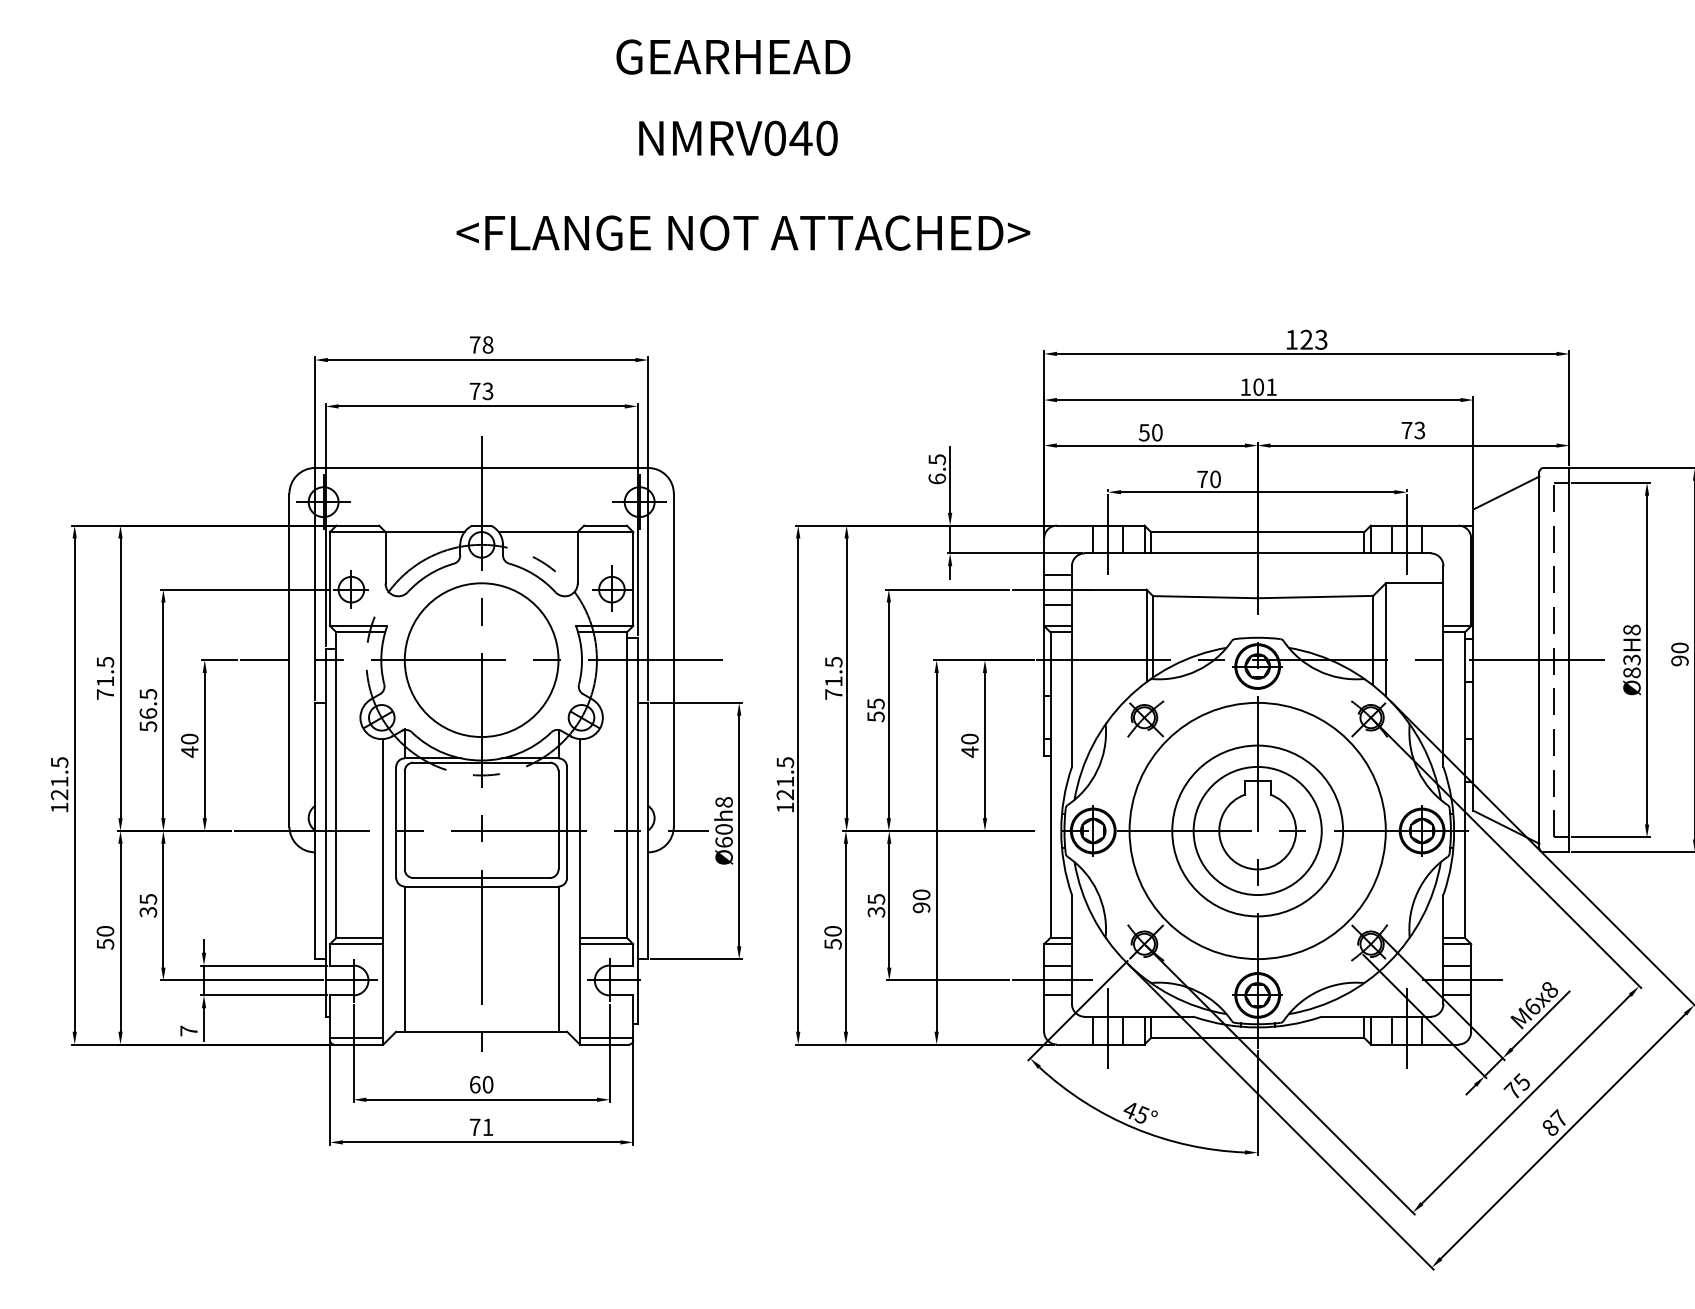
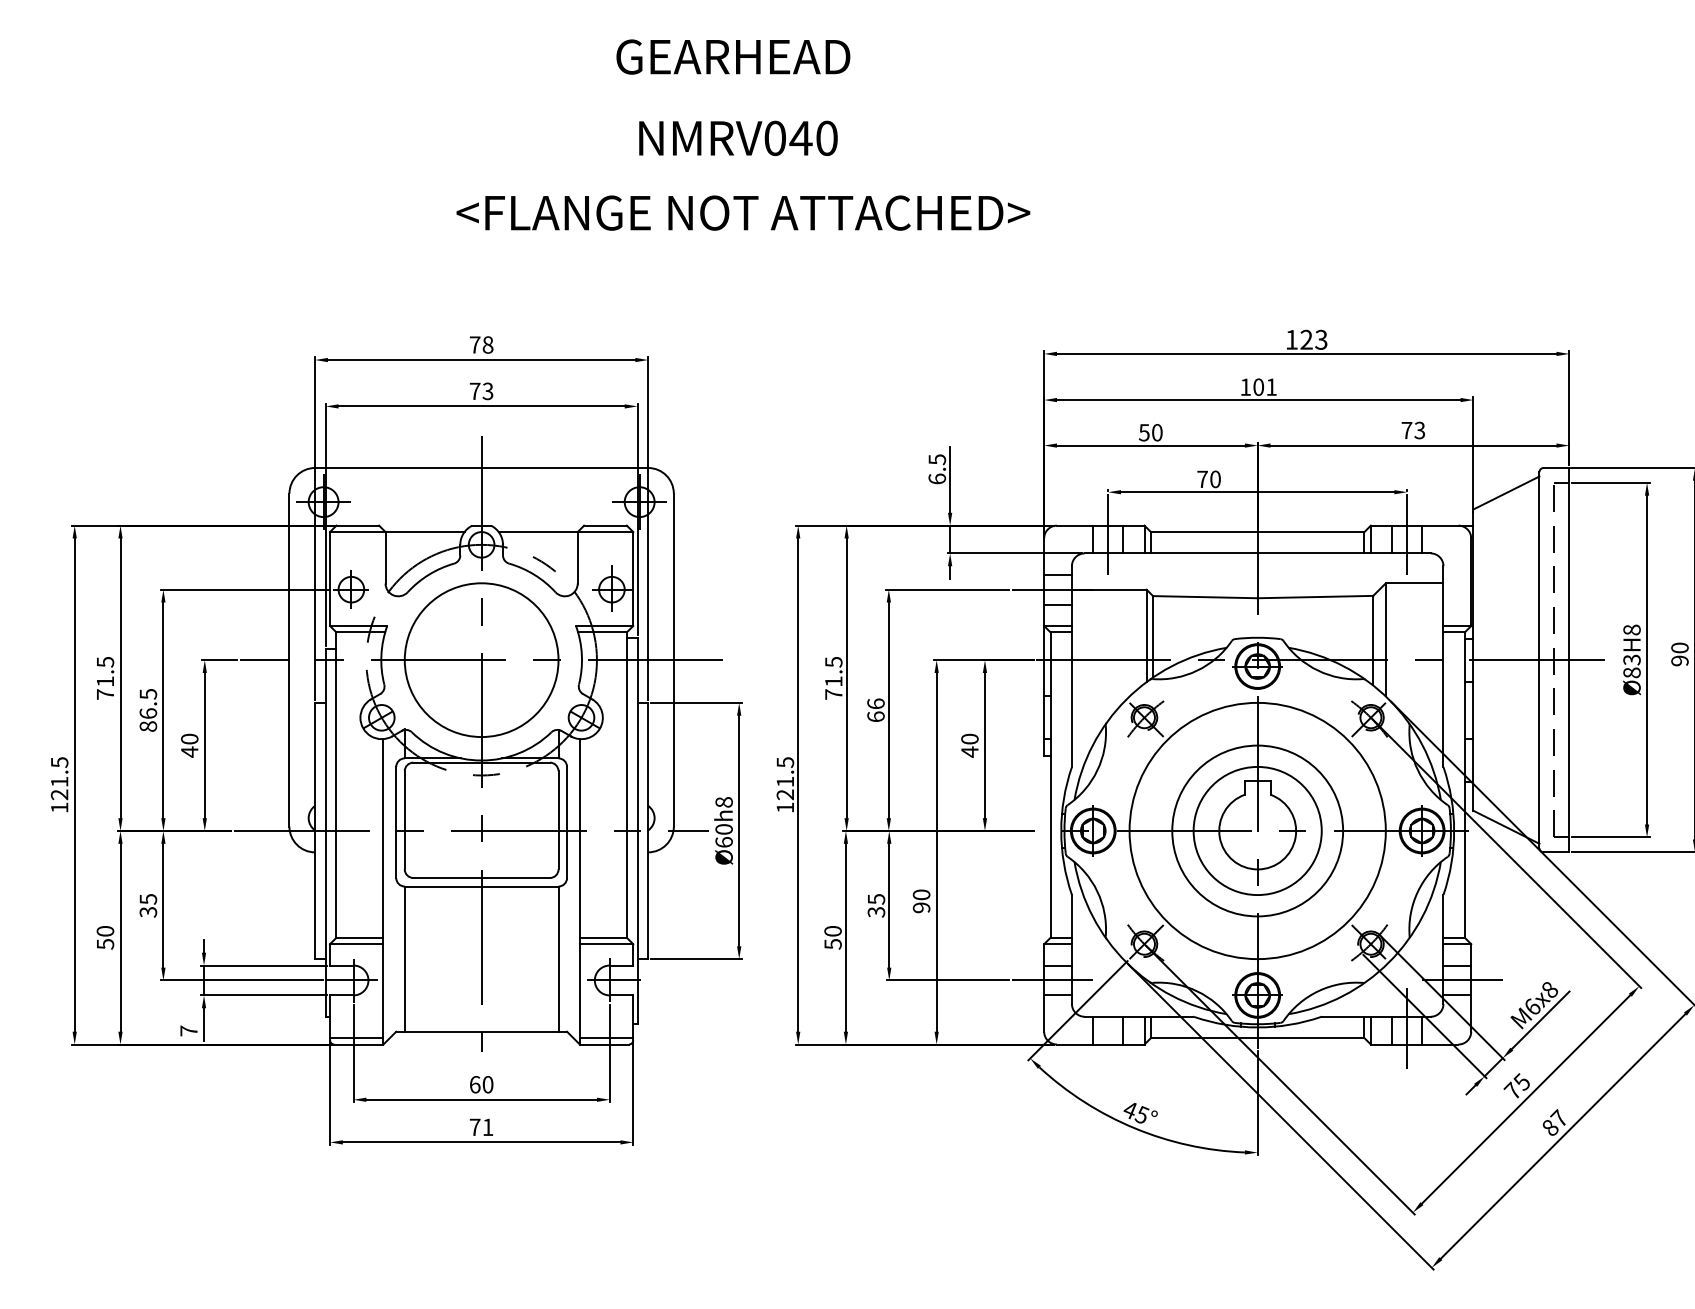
text position: (743, 232) -> (743, 212) (743, 212)
text: 55 -> 66 (875, 710)
text: 56.5 -> 86.5 (148, 726)
line: present -> none (1108, 1027)
